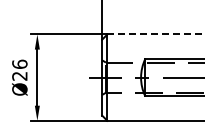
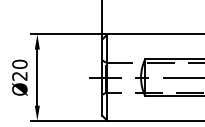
line: dashed -> solid (156, 34)
text: Ø26 -> Ø20 (19, 63)
